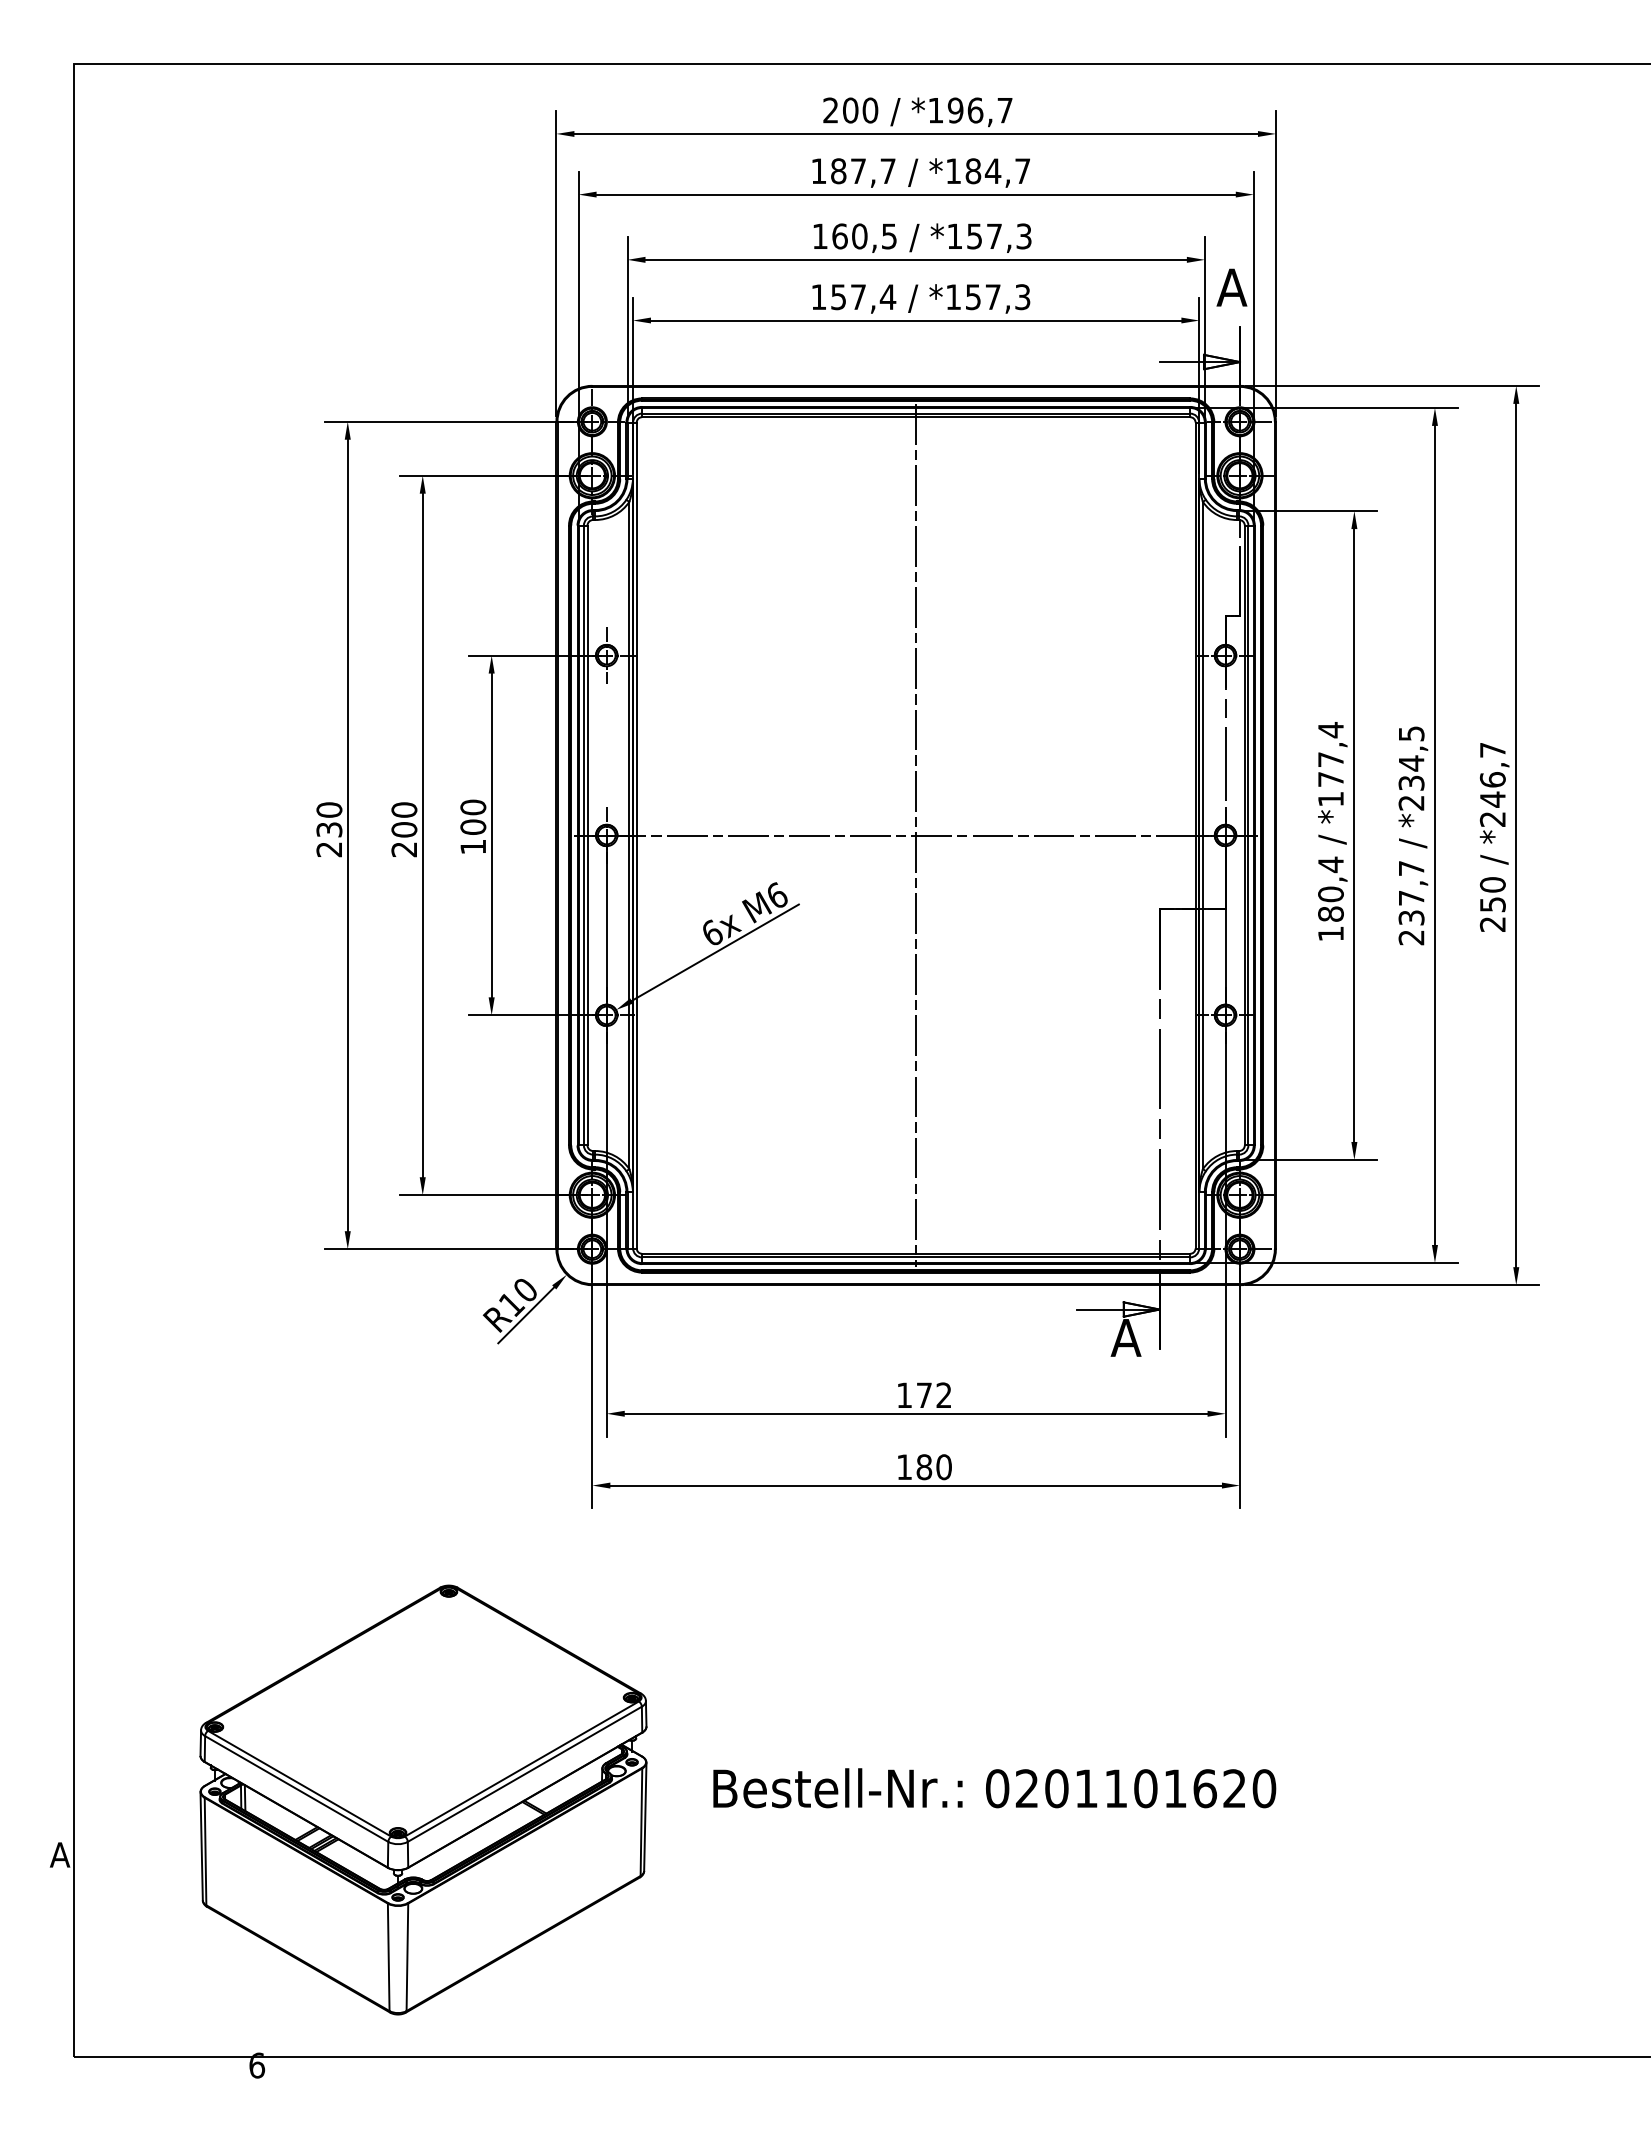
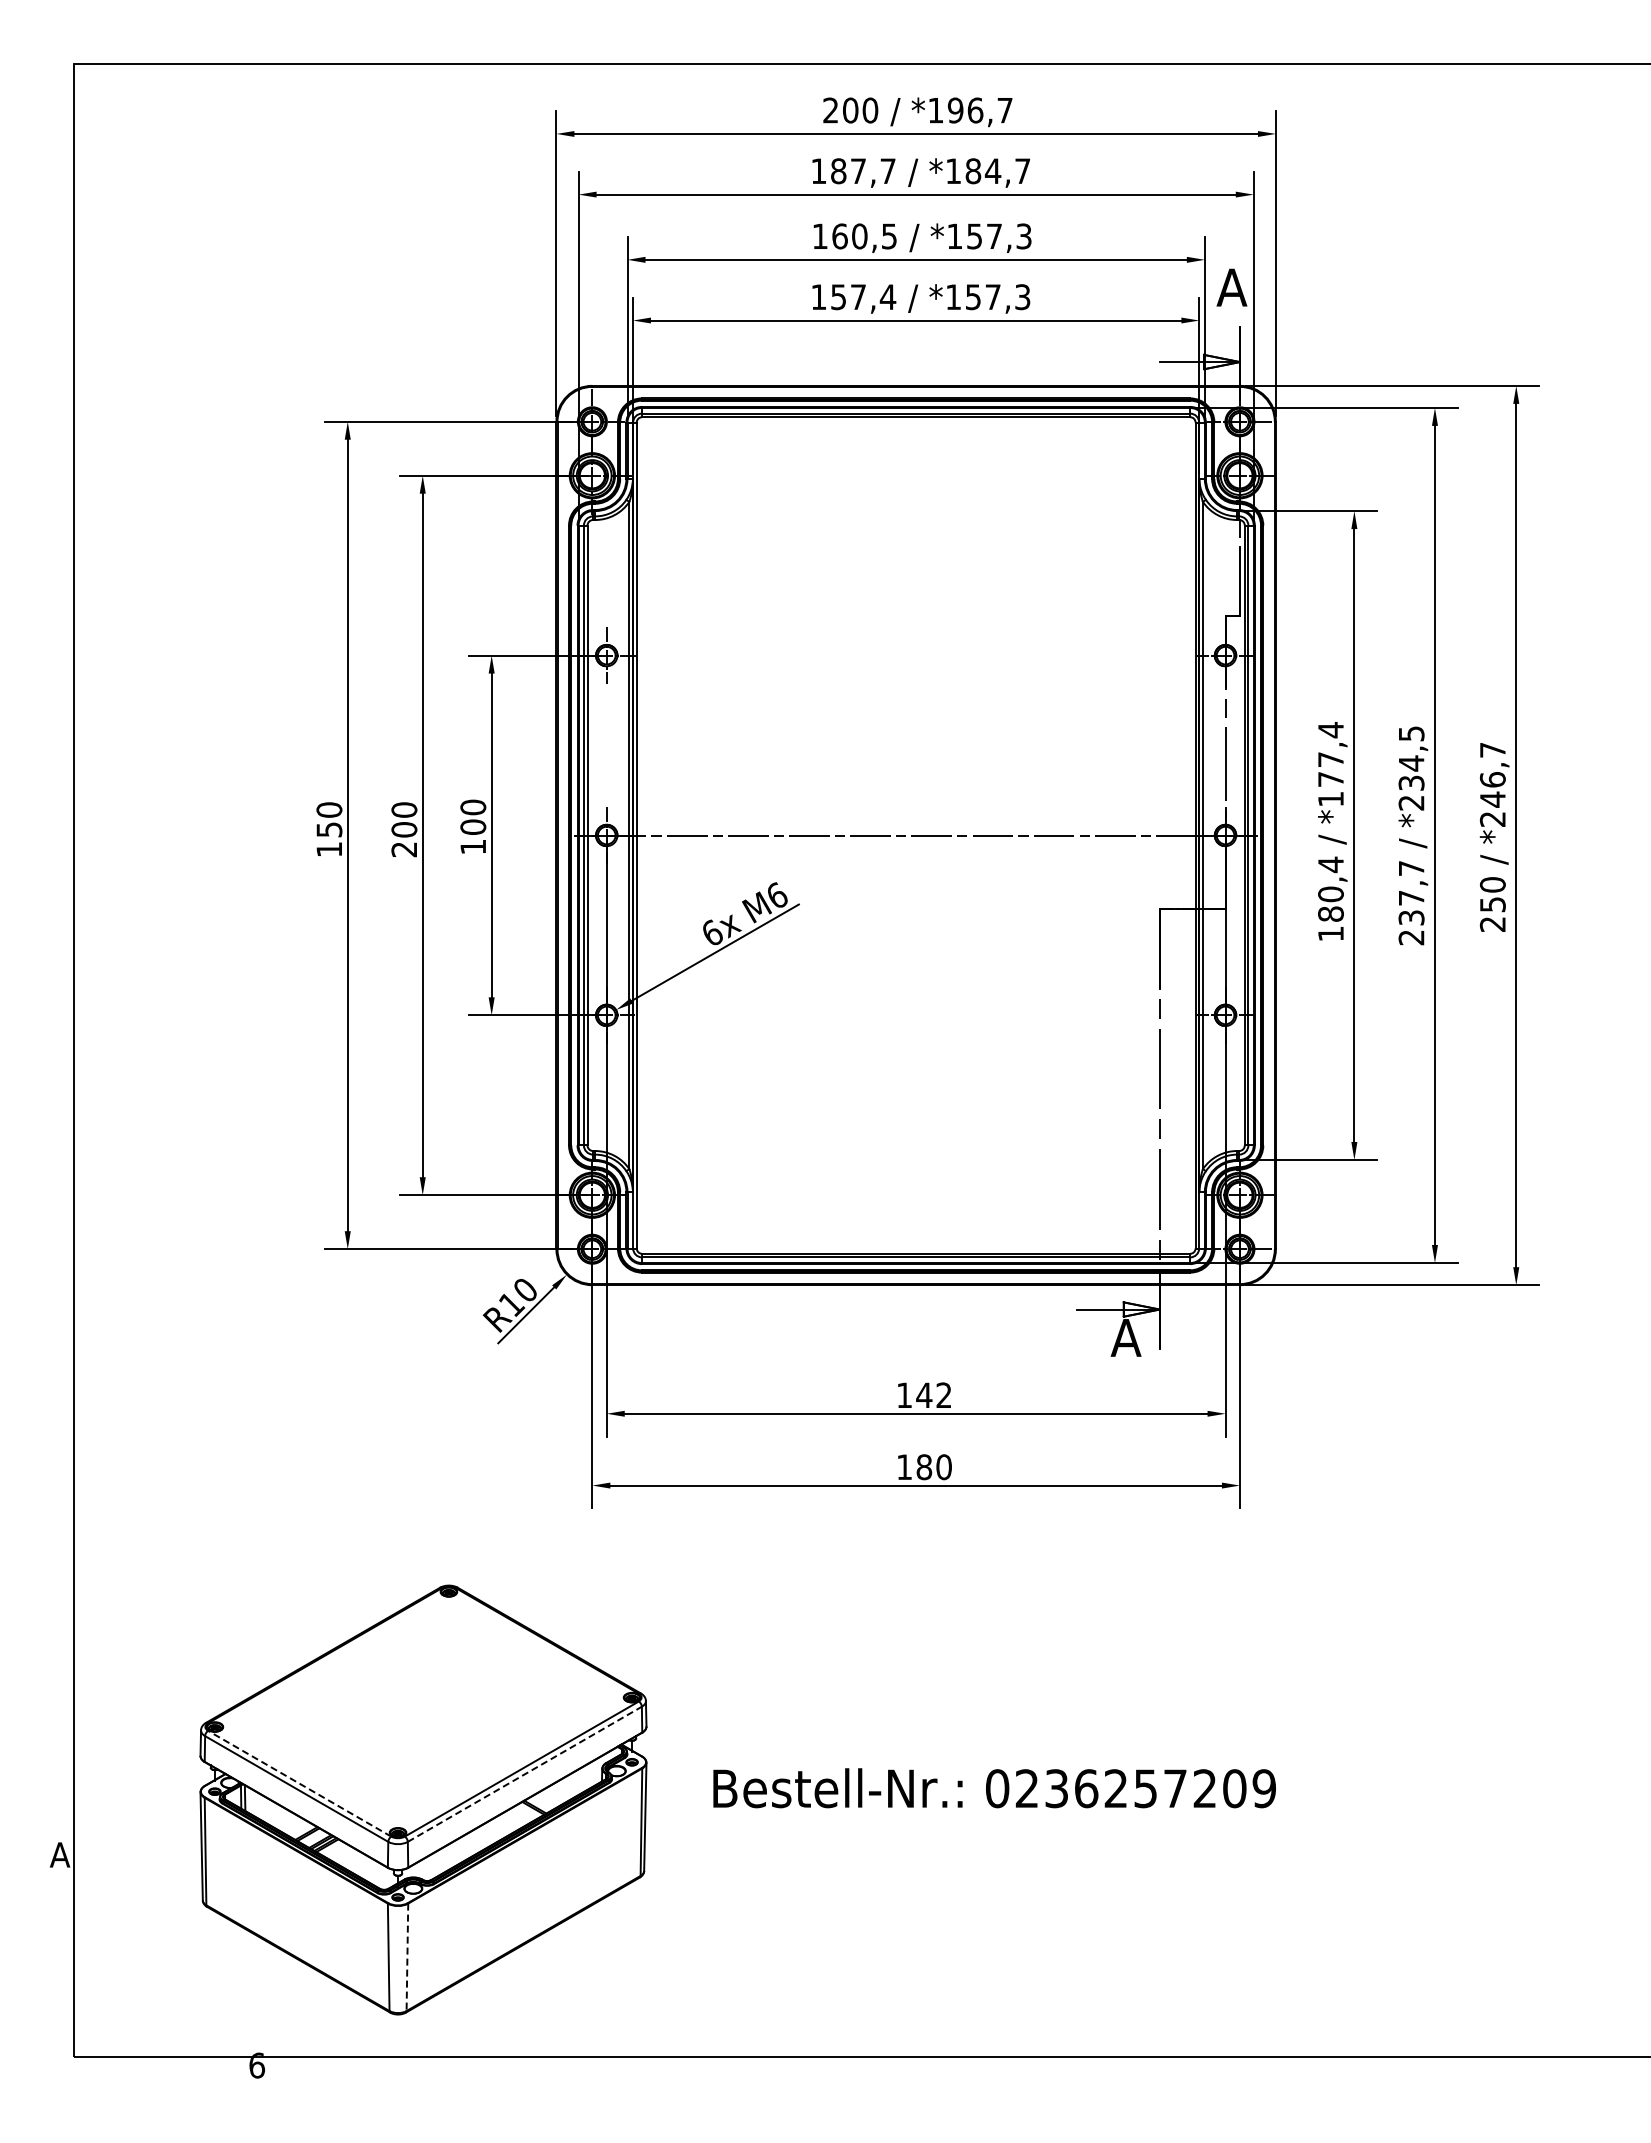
line: present -> none (916, 835)
text: 230 -> 150 (328, 839)
text: 172 -> 142 (924, 1394)
line: solid -> dashed (525, 1774)
line: solid -> dashed (299, 1783)
text: 0201101620 -> 0236257209 (1160, 1788)
line: solid -> dashed (407, 1957)
